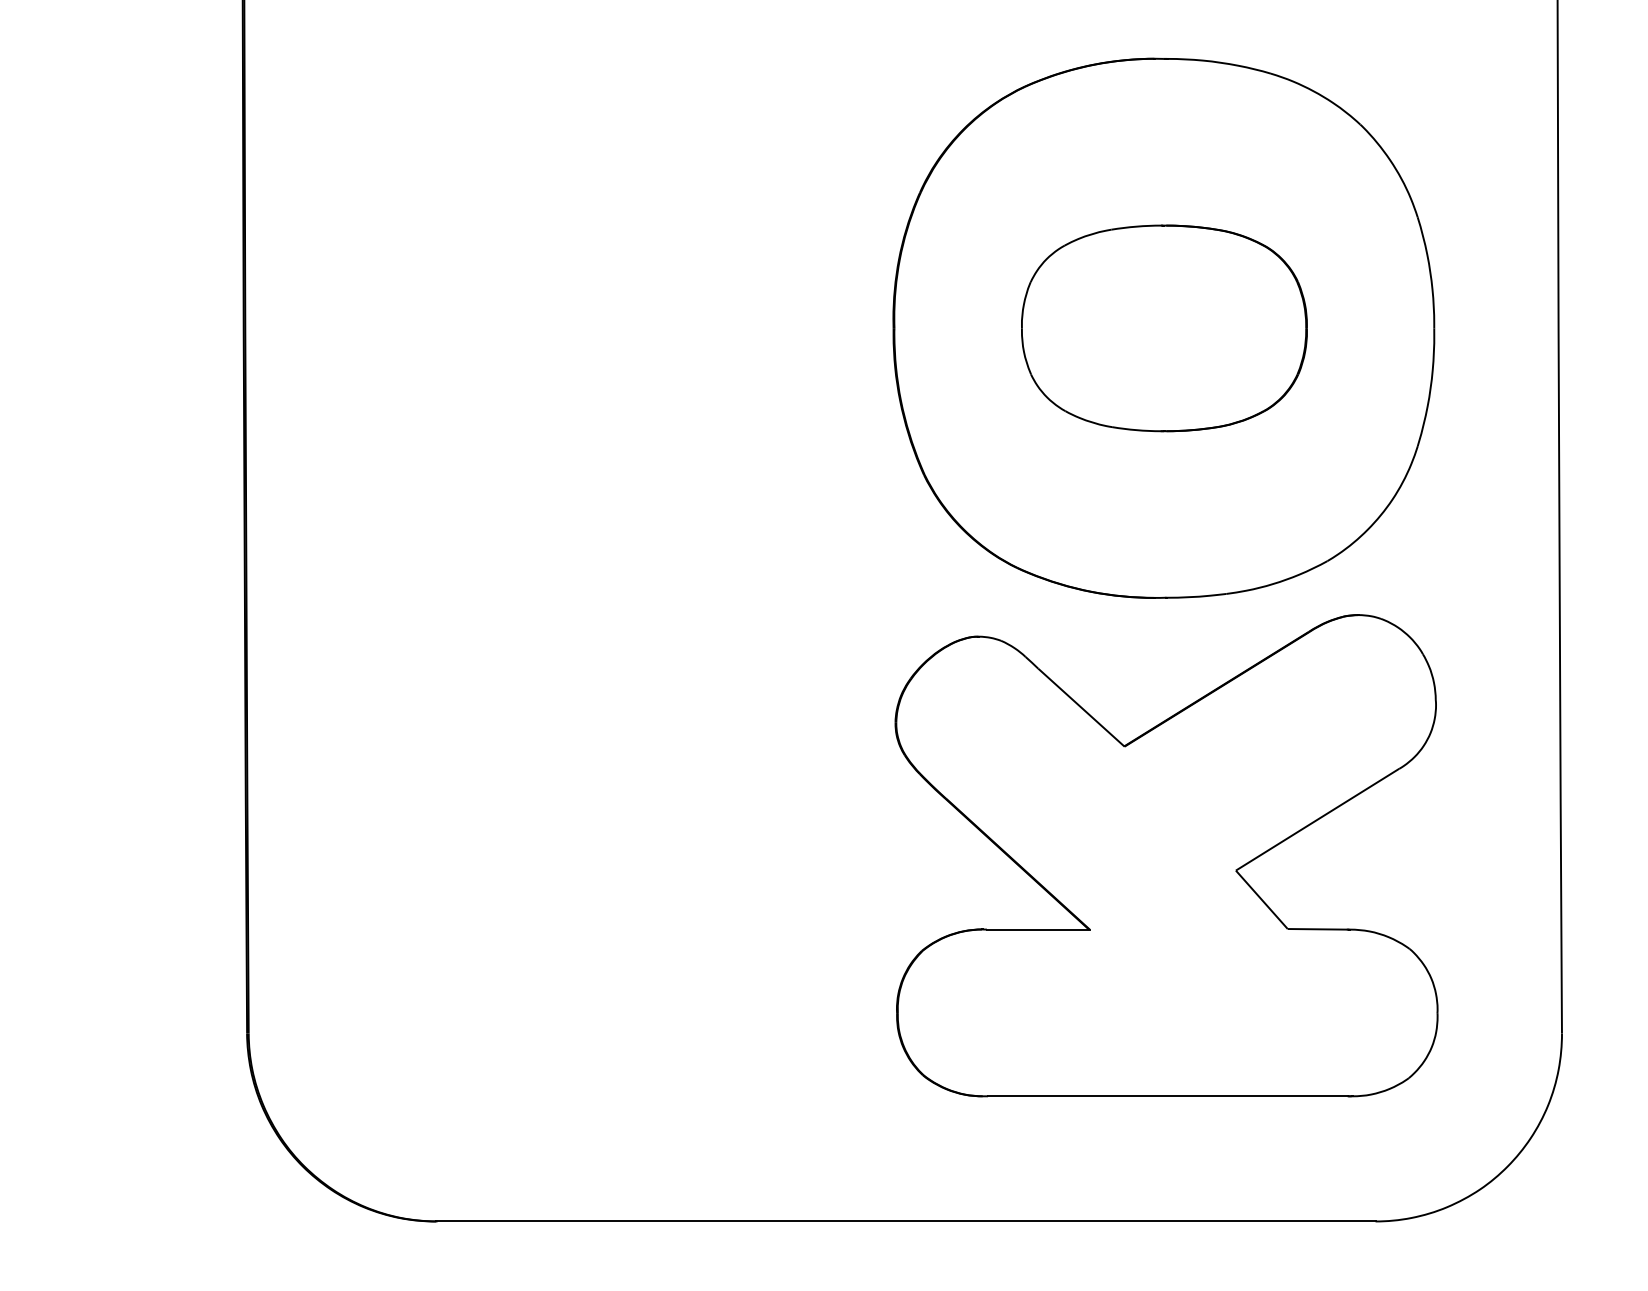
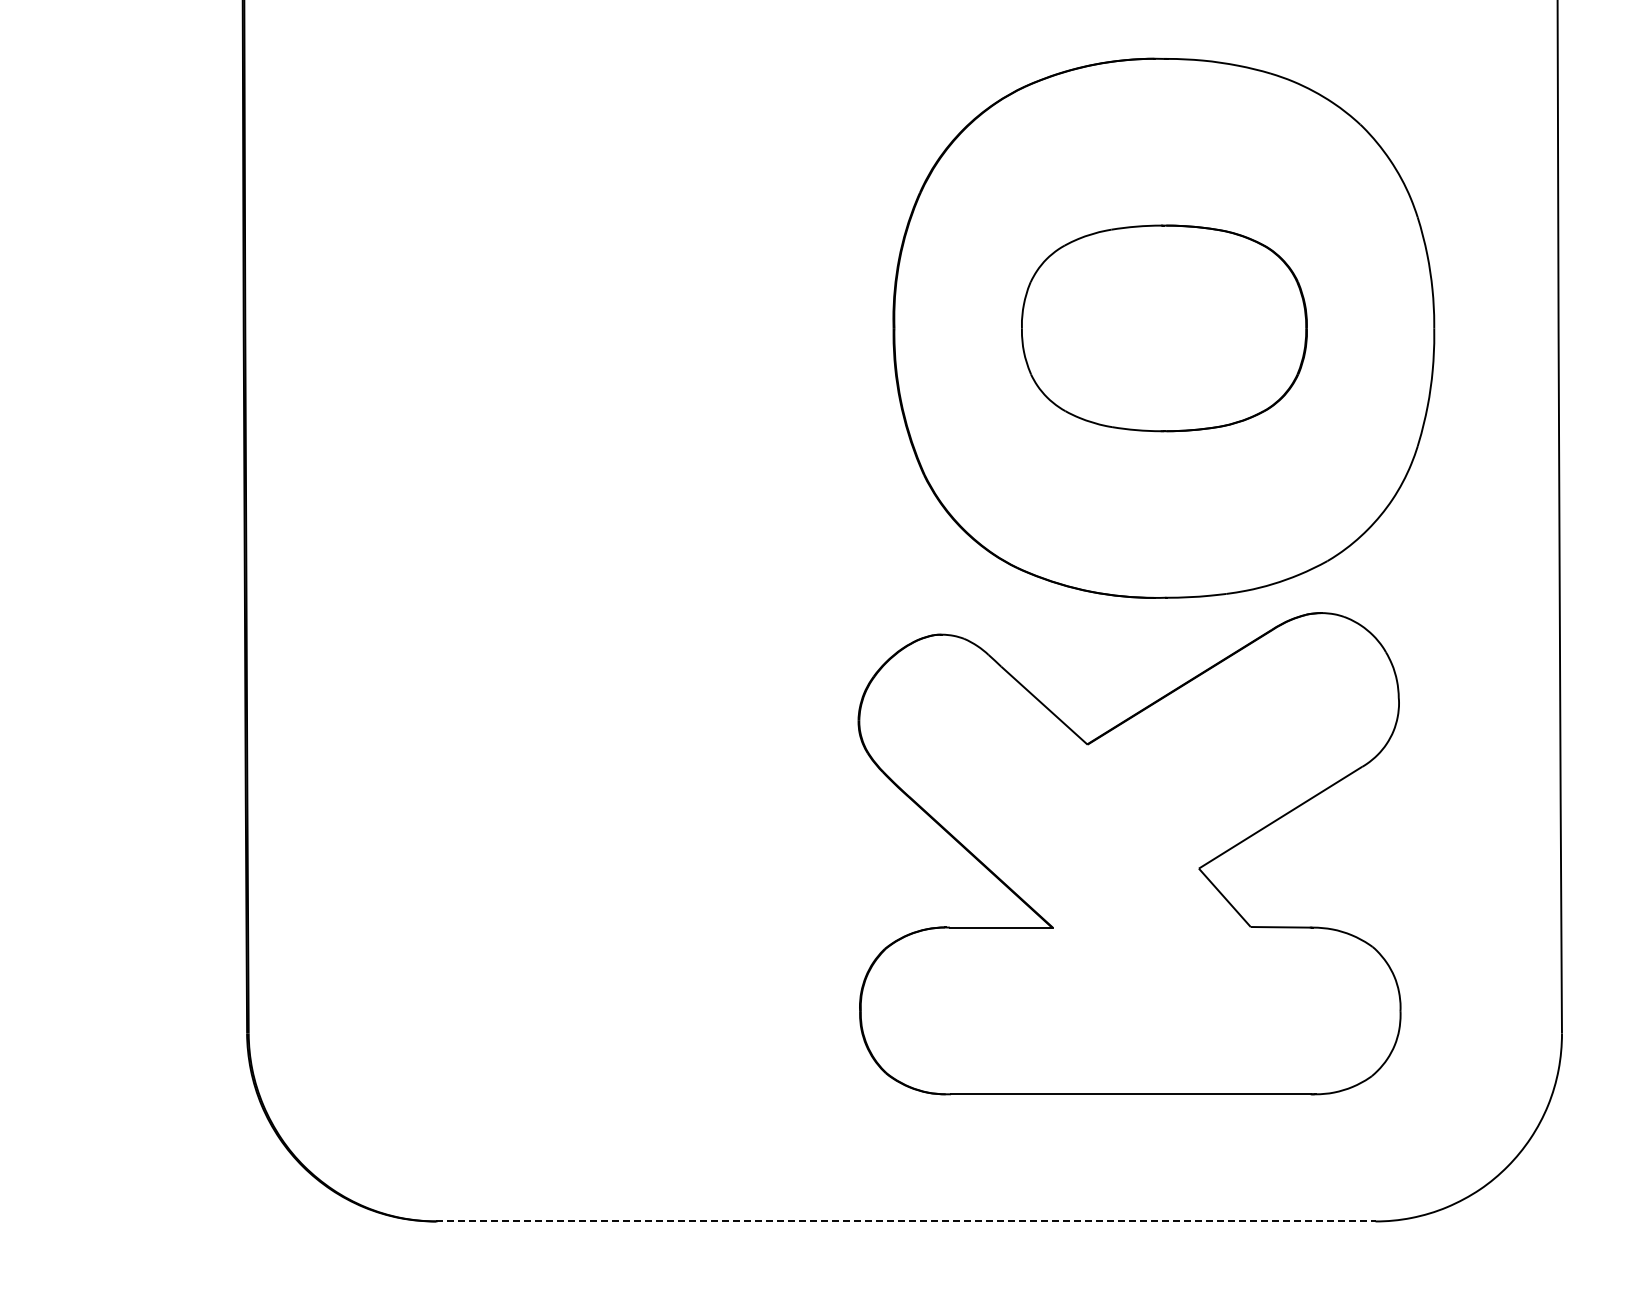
part position: (1166, 855) -> (1129, 853) (1129, 853)
line: solid -> dashed (905, 1221)
